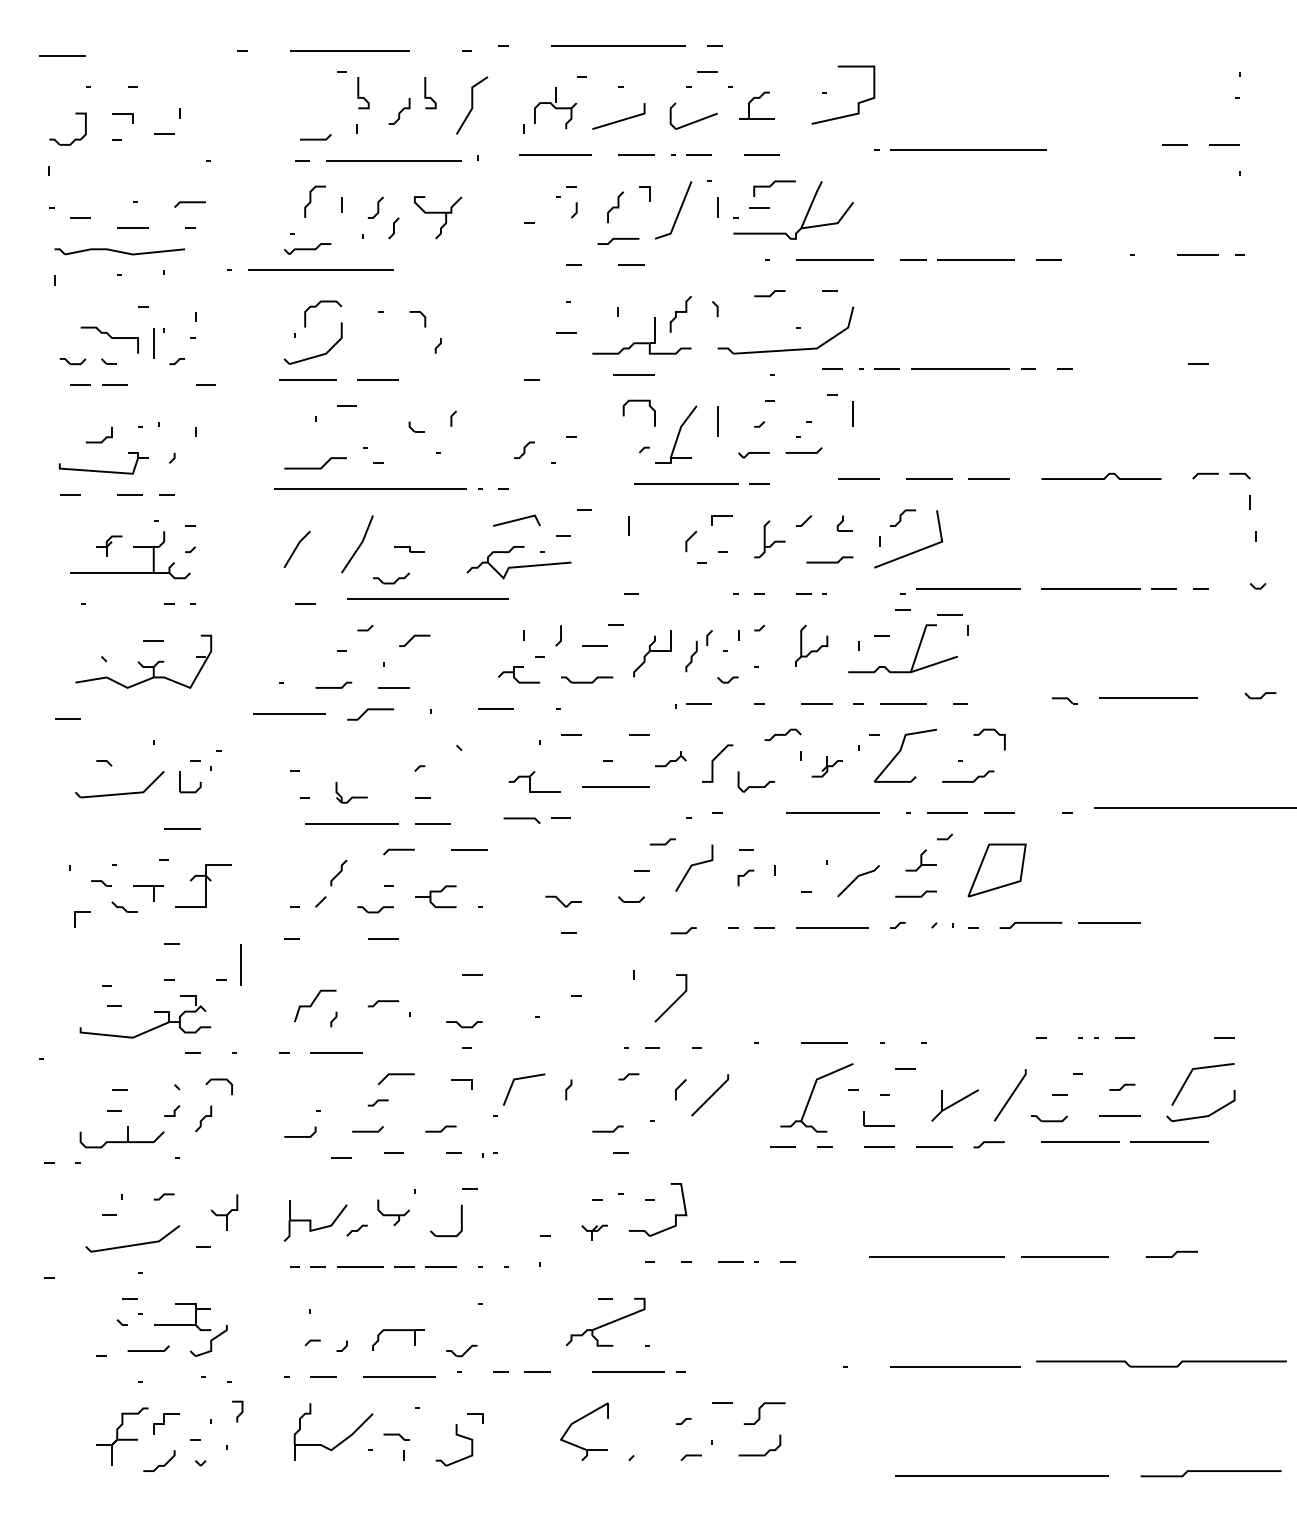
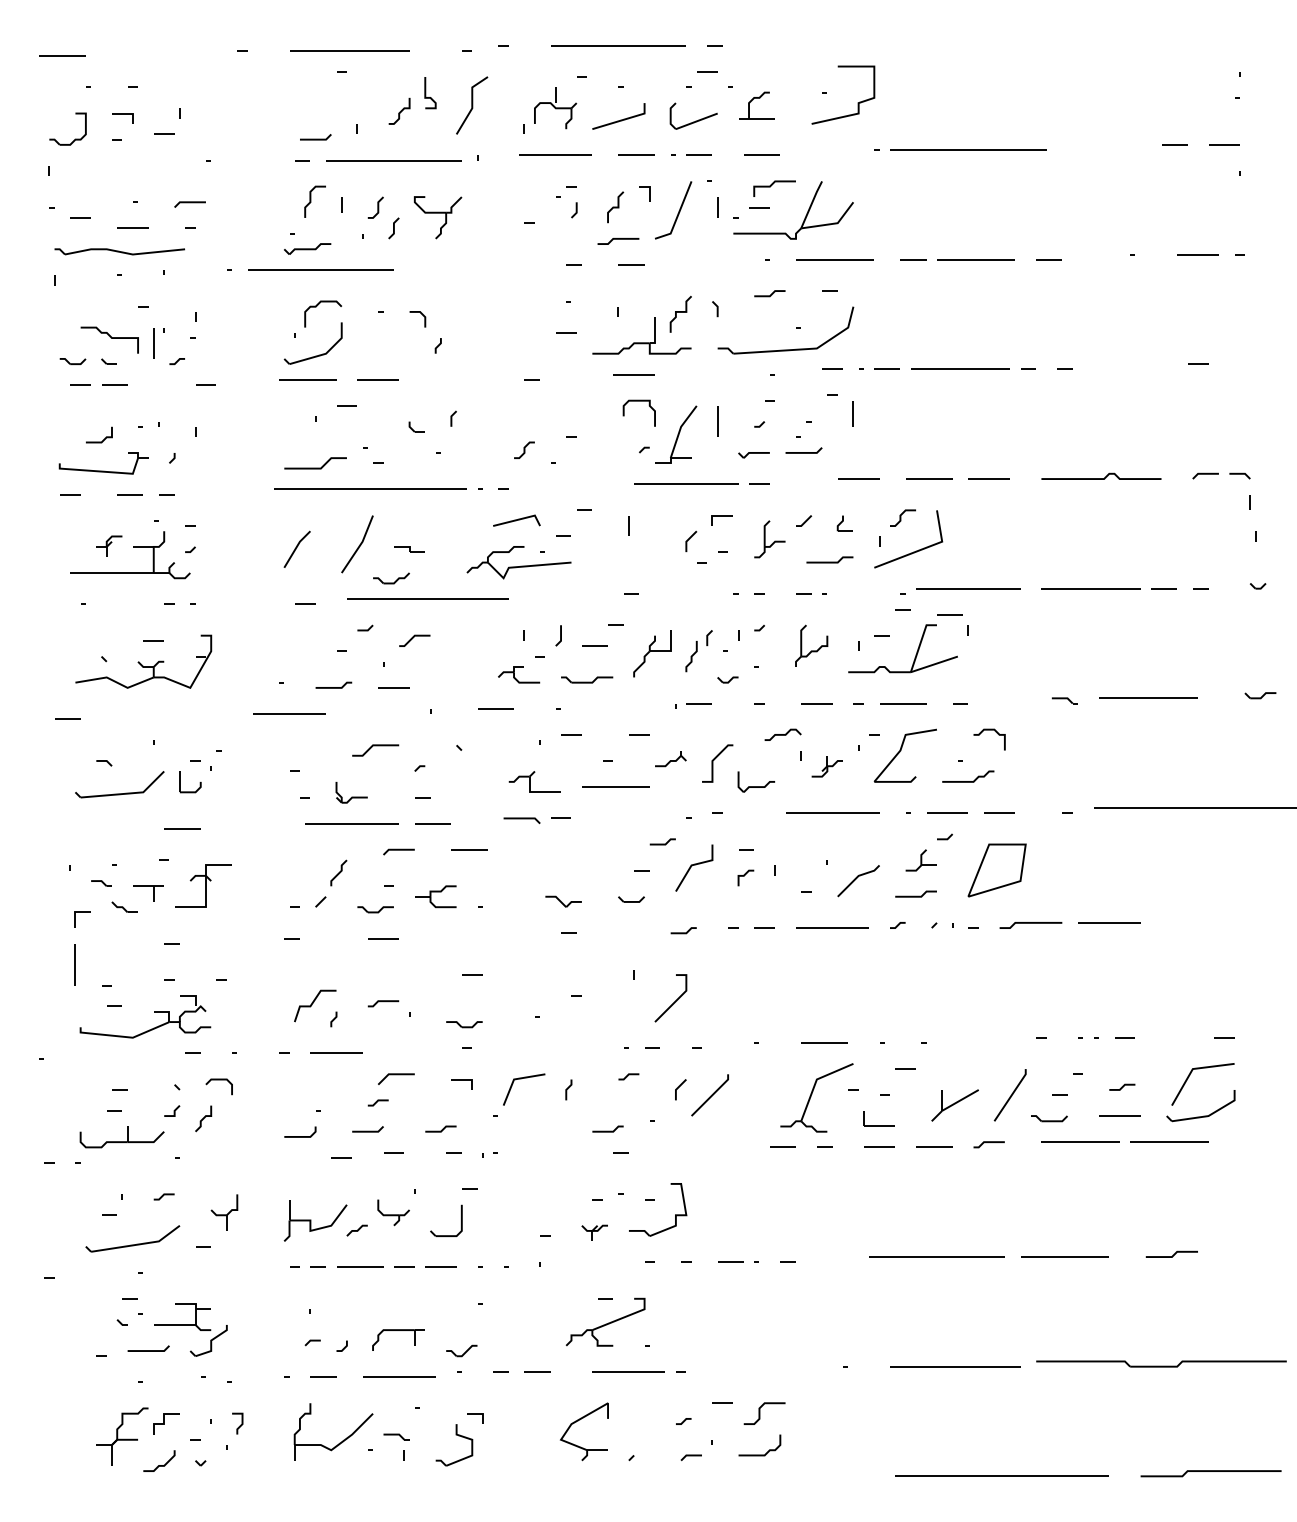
curve: present -> none (359, 93)
line position: (370, 710) -> (375, 746) (375, 746)
line position: (240, 964) -> (74, 964) (74, 964)
line position: (239, 1413) -> (239, 1425) (239, 1425)
